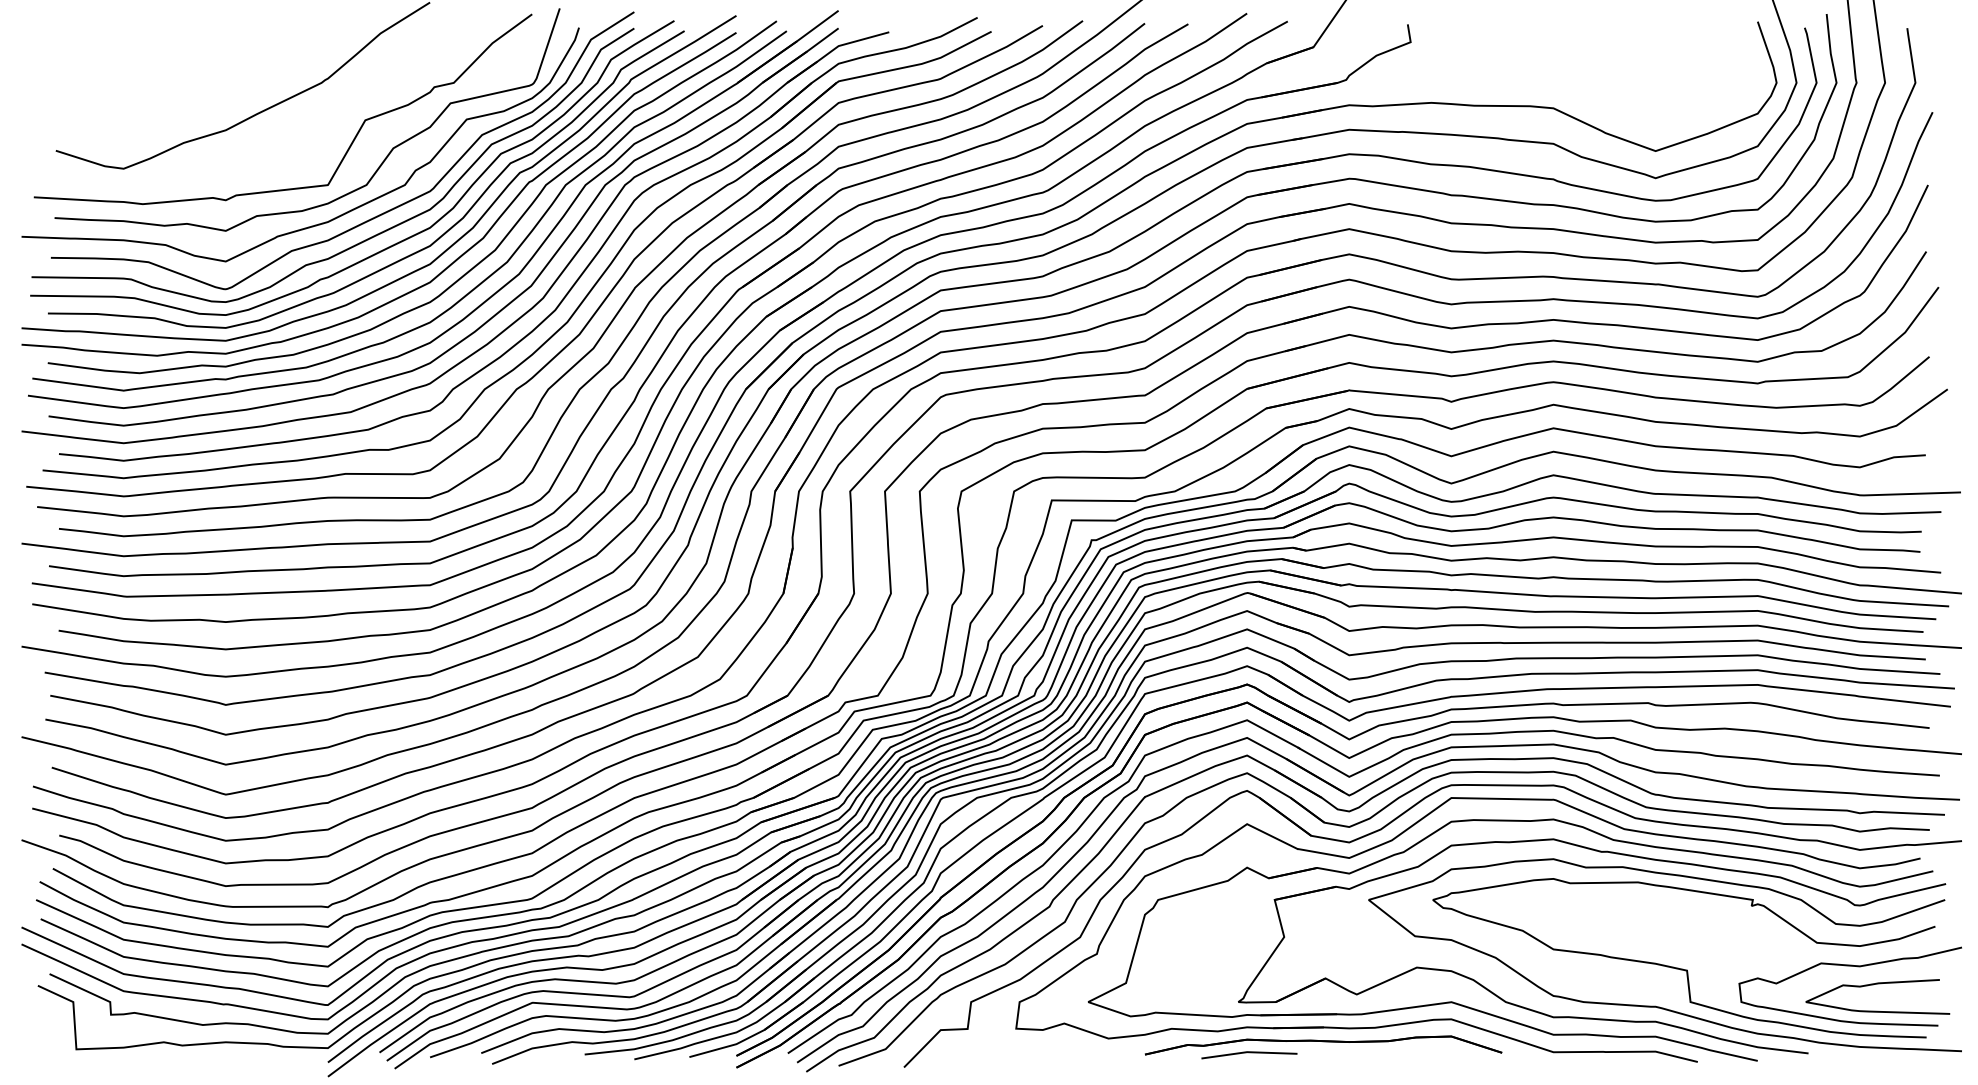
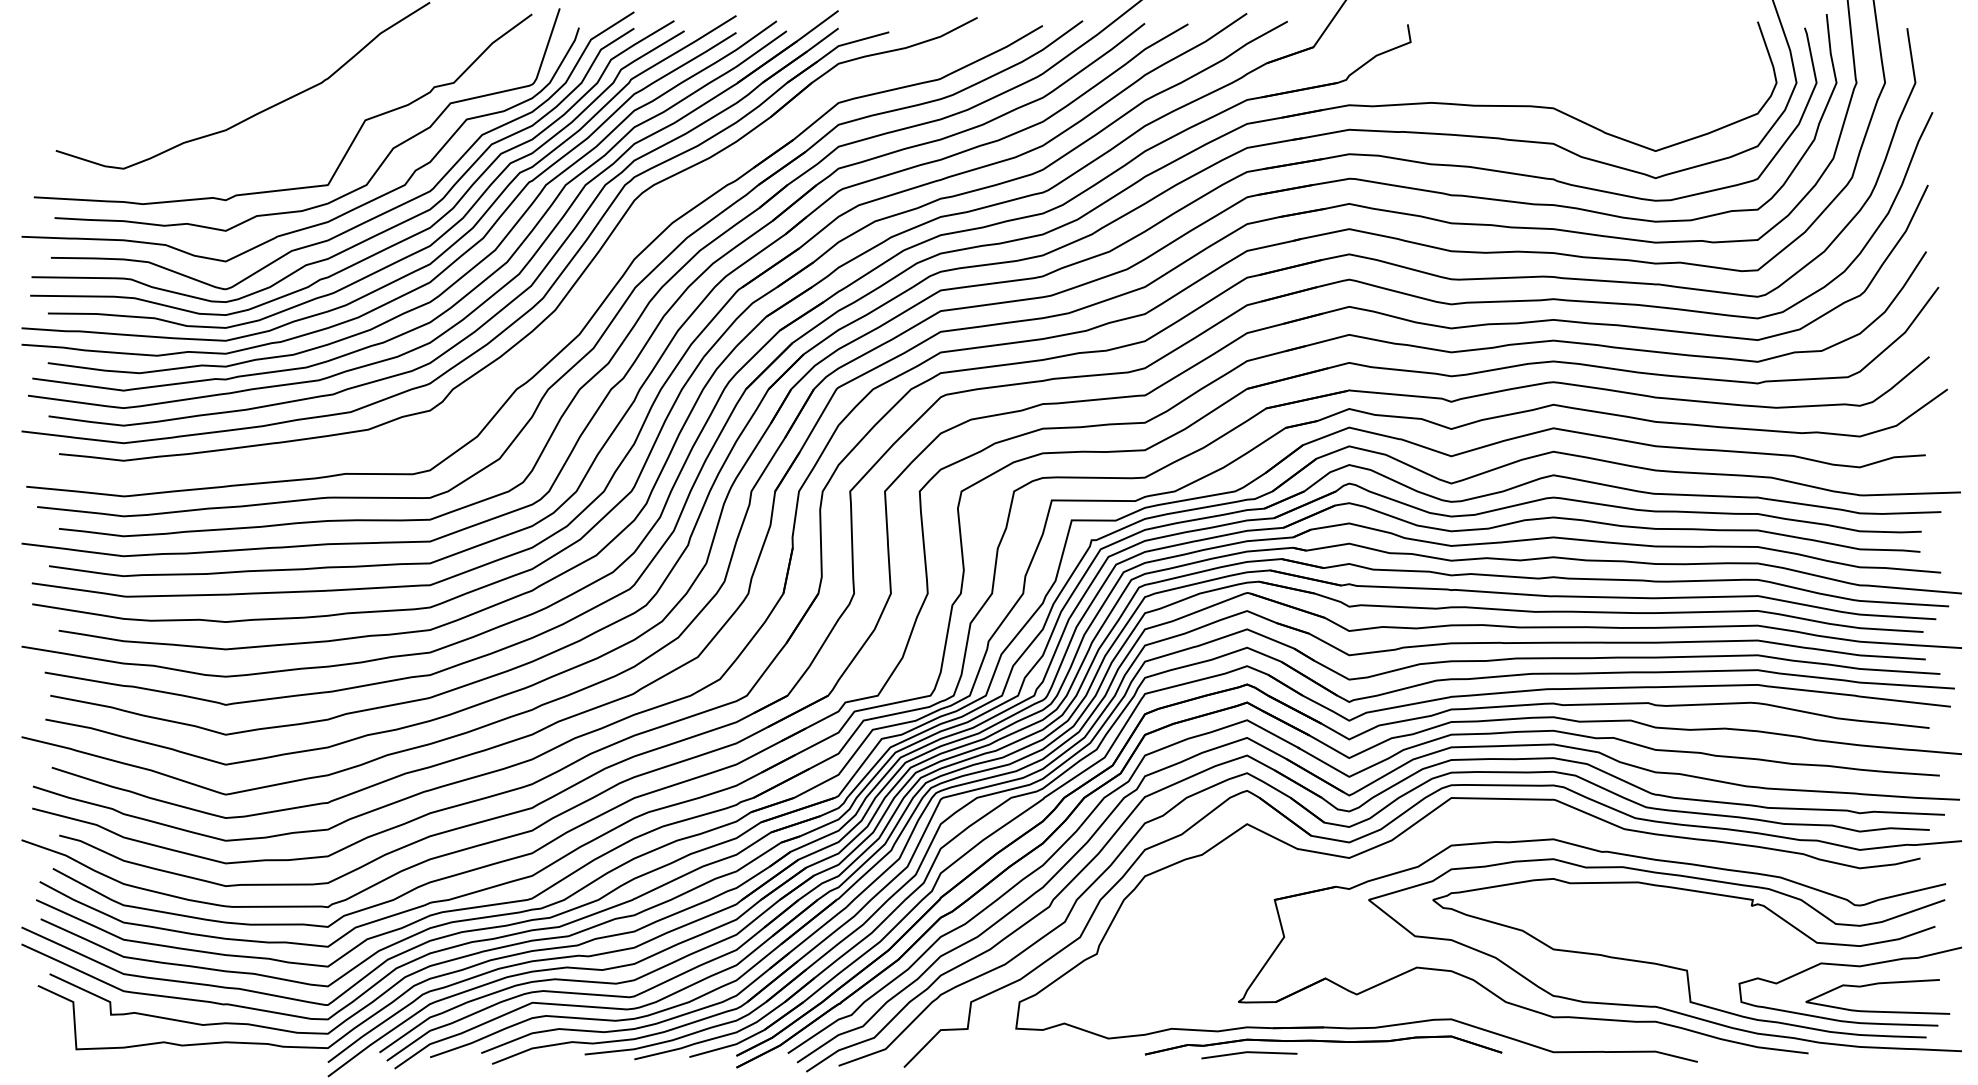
part: present -> none (580, 302)
part: present -> none (1491, 1013)
